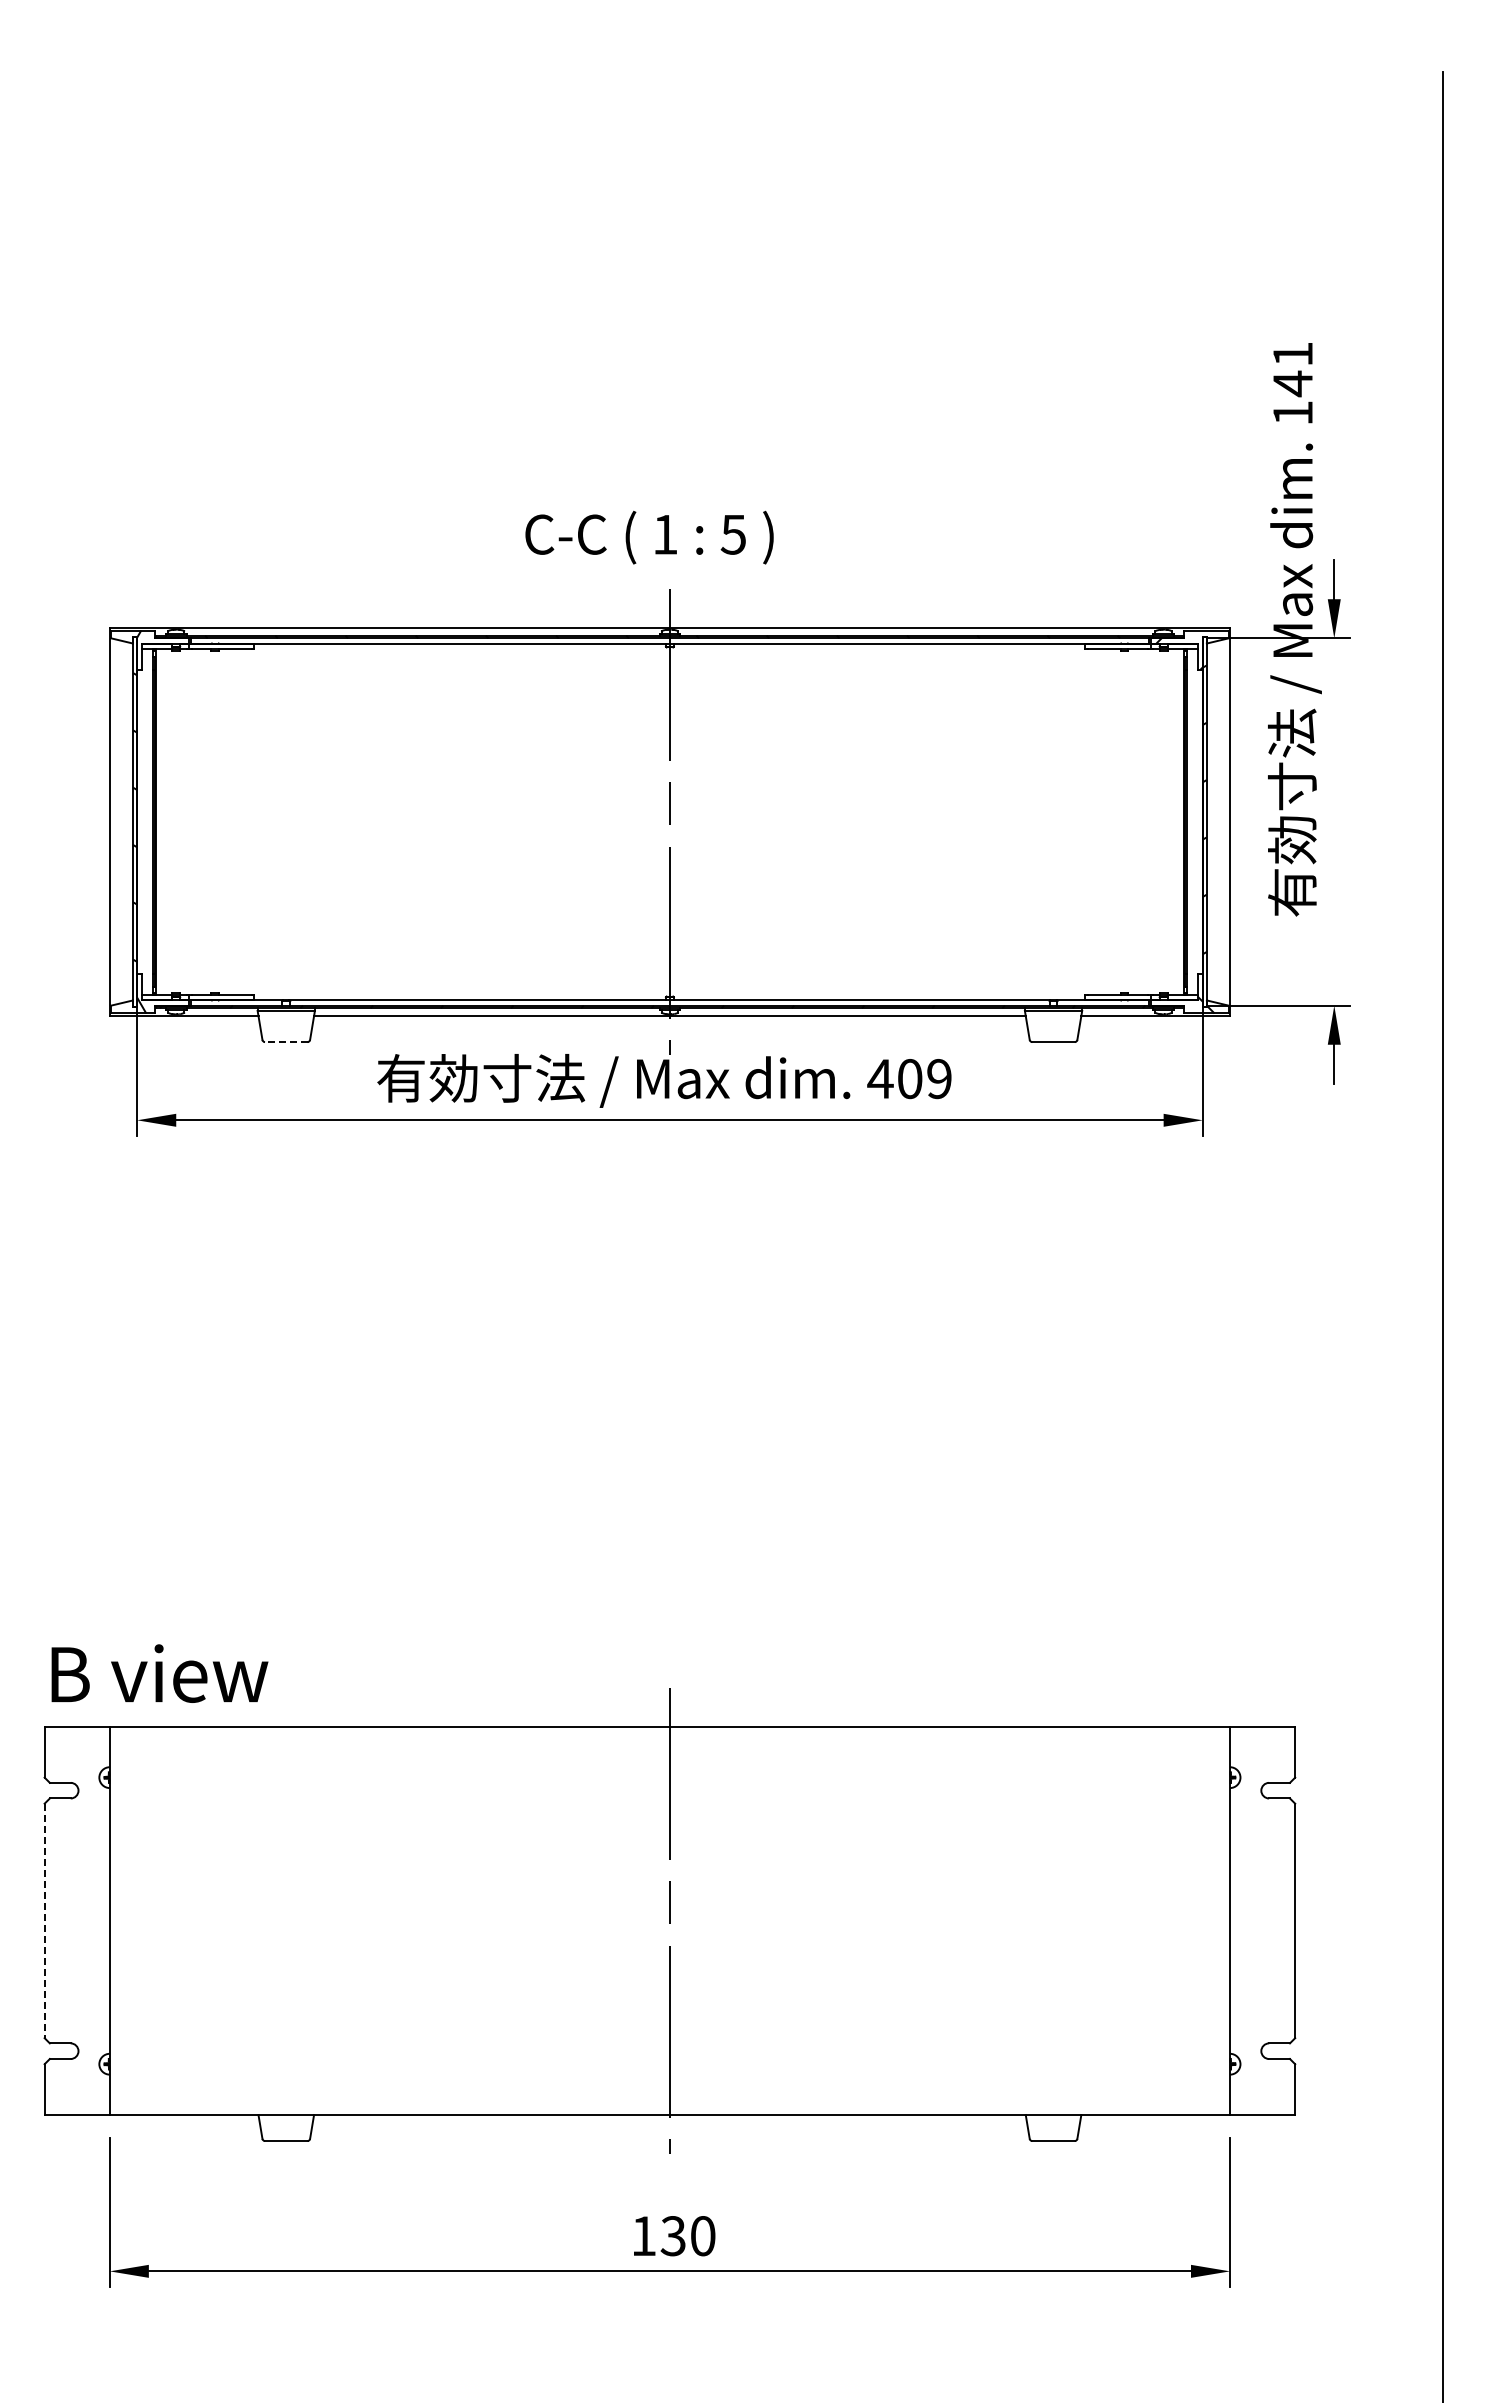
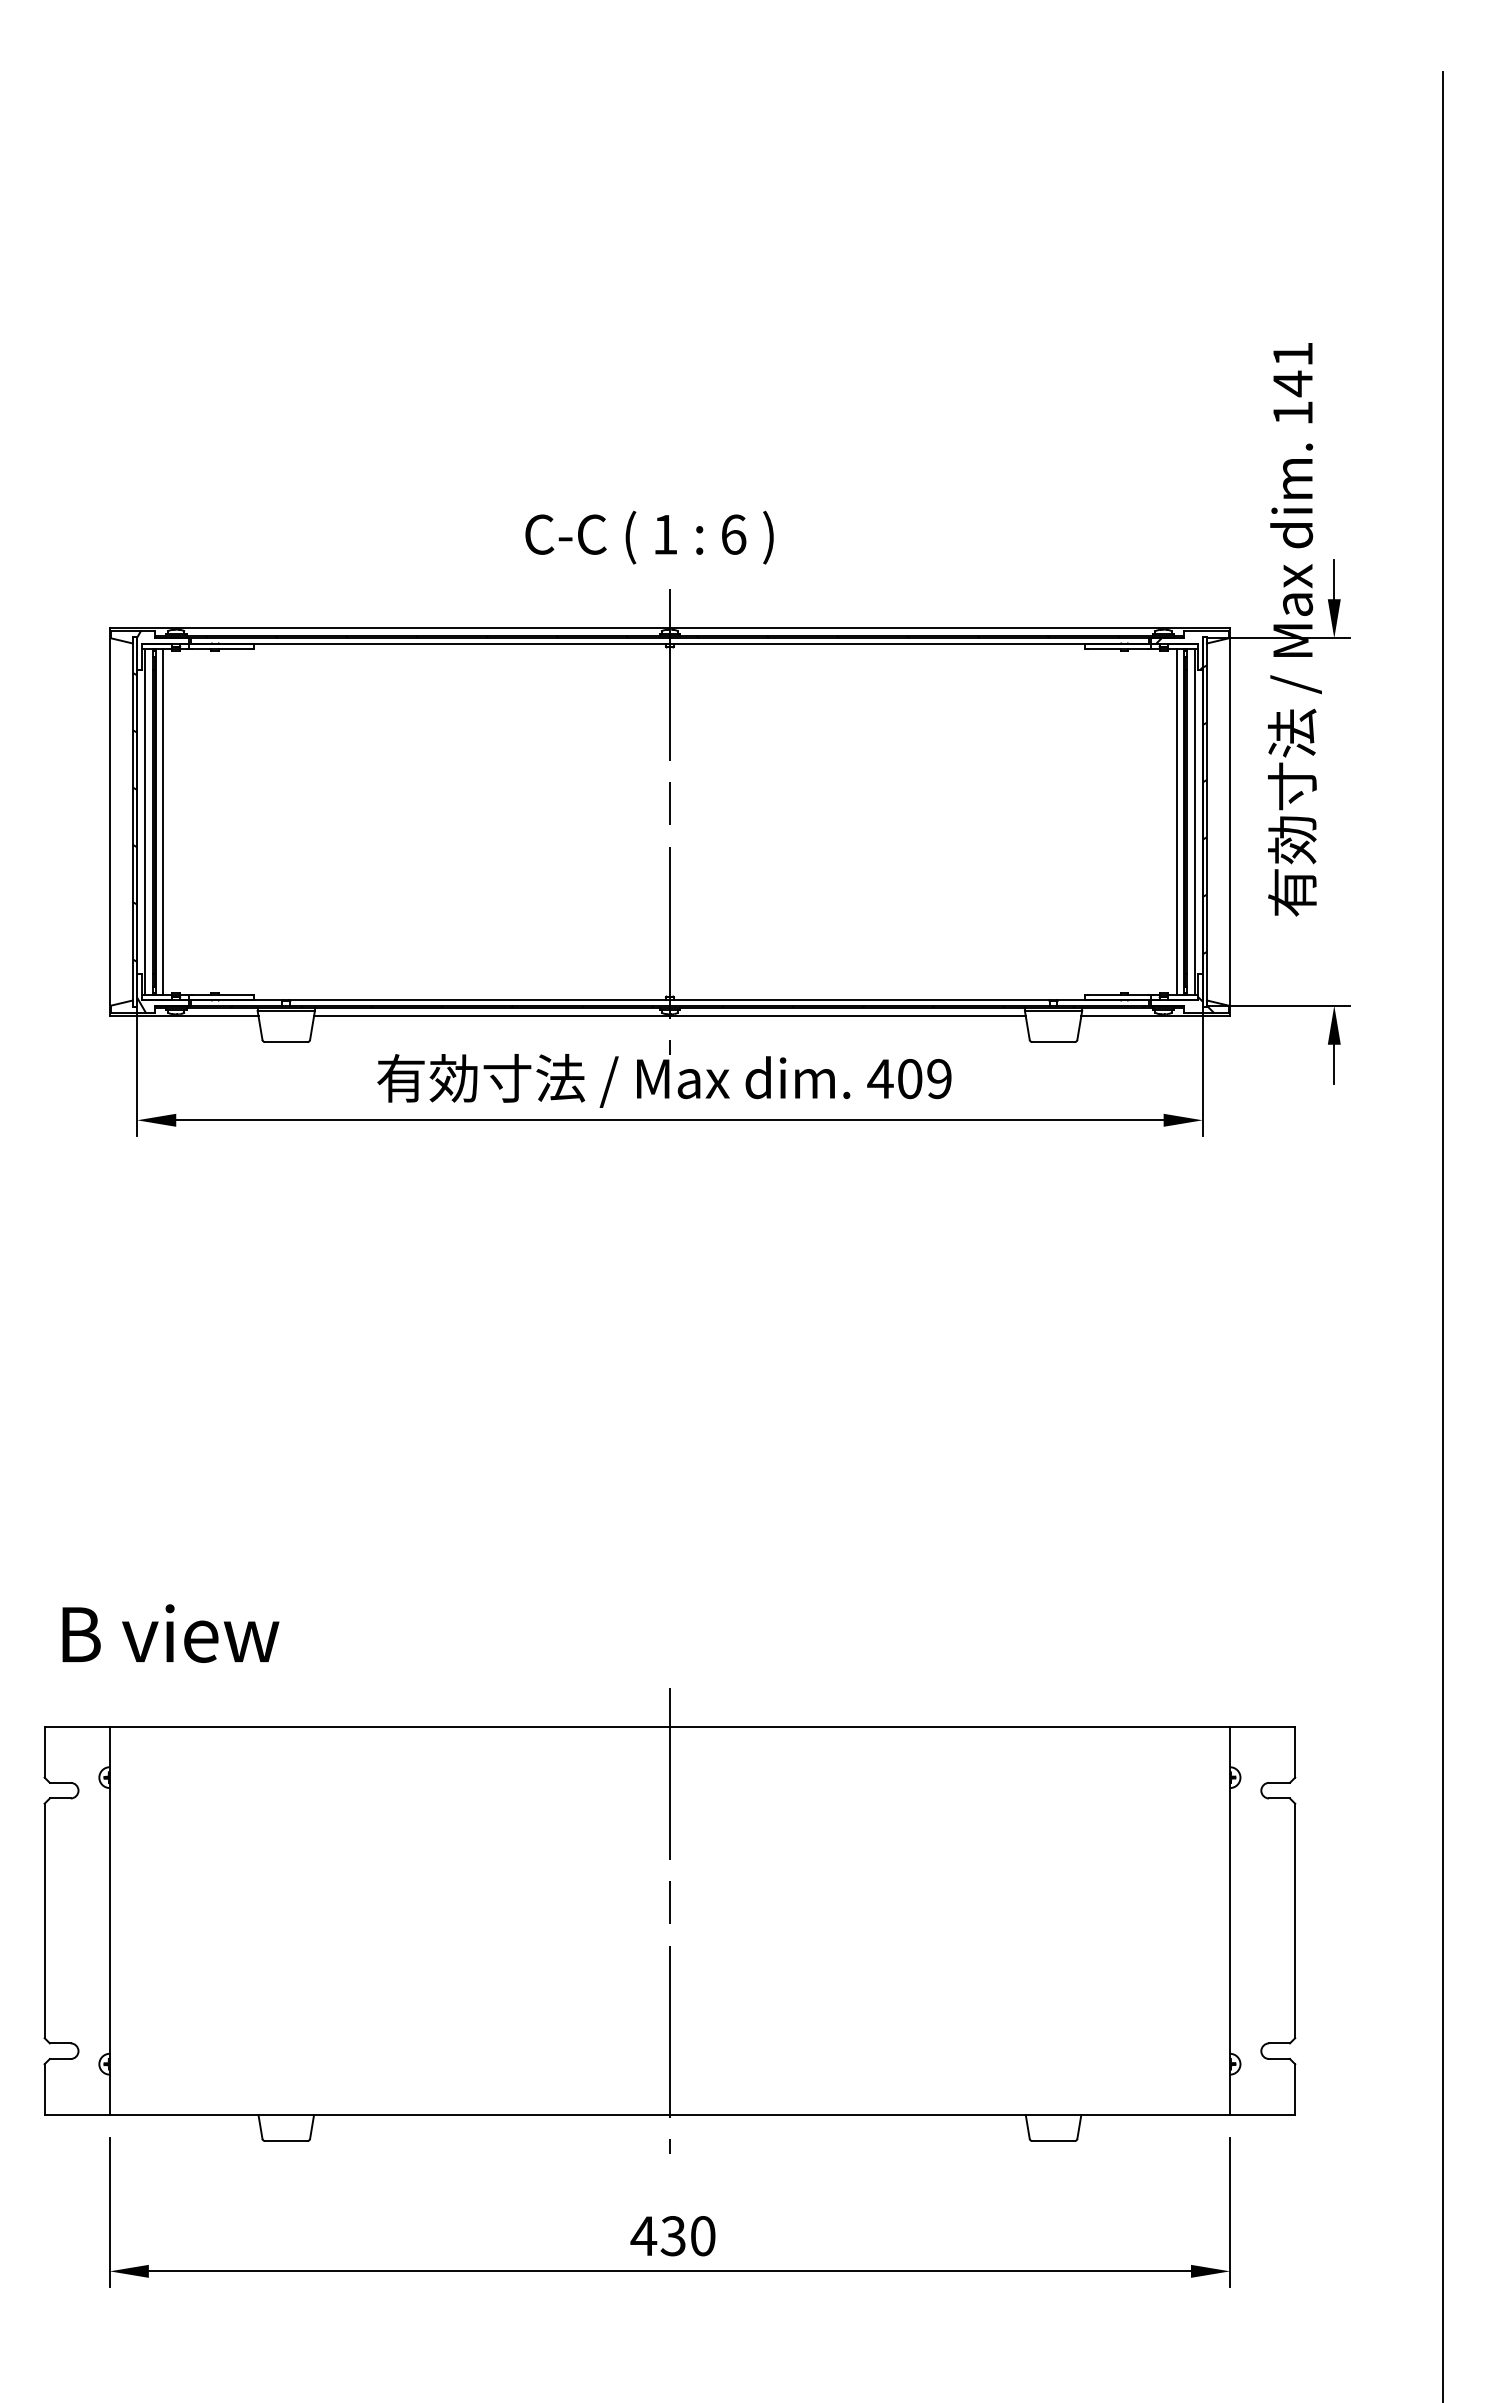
text: 5 -> 6 (733, 534)
line: none -> present (145, 821)
line: none -> present (163, 821)
line: none -> present (1176, 821)
line: none -> present (1194, 821)
line: dashed -> solid (285, 1042)
text position: (159, 1673) -> (170, 1633) (170, 1633)
line: dashed -> solid (44, 1921)
text: 130 -> 430 (643, 2235)
